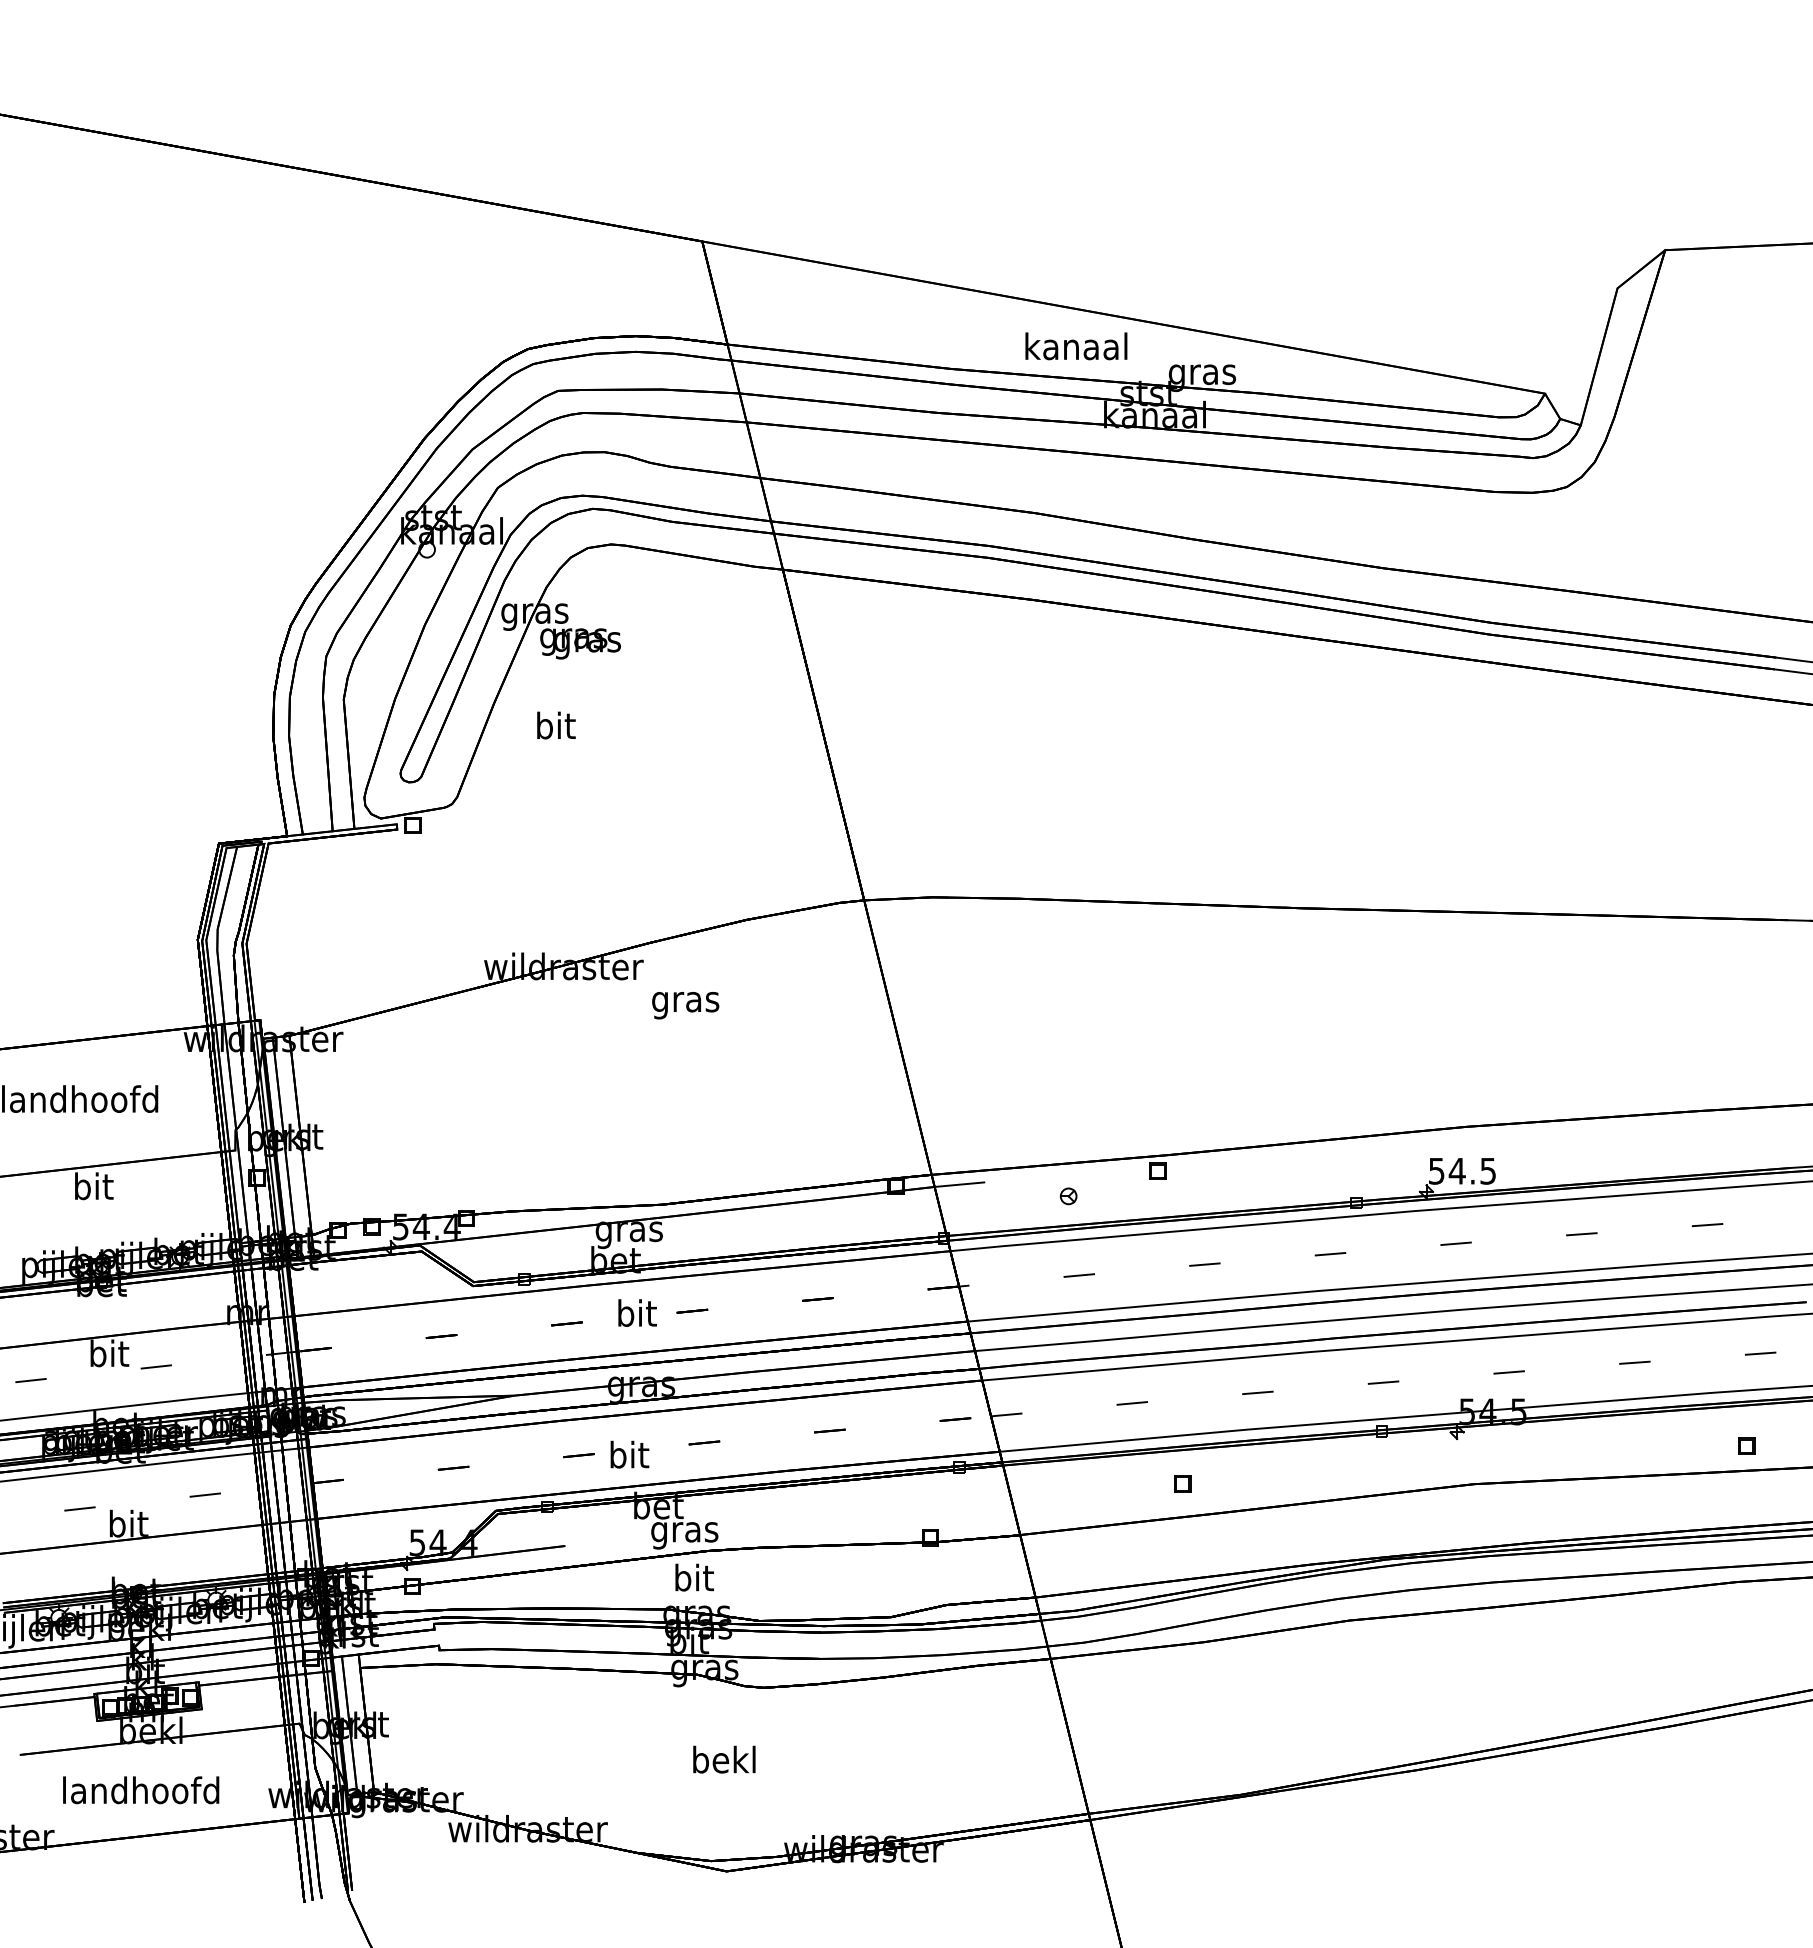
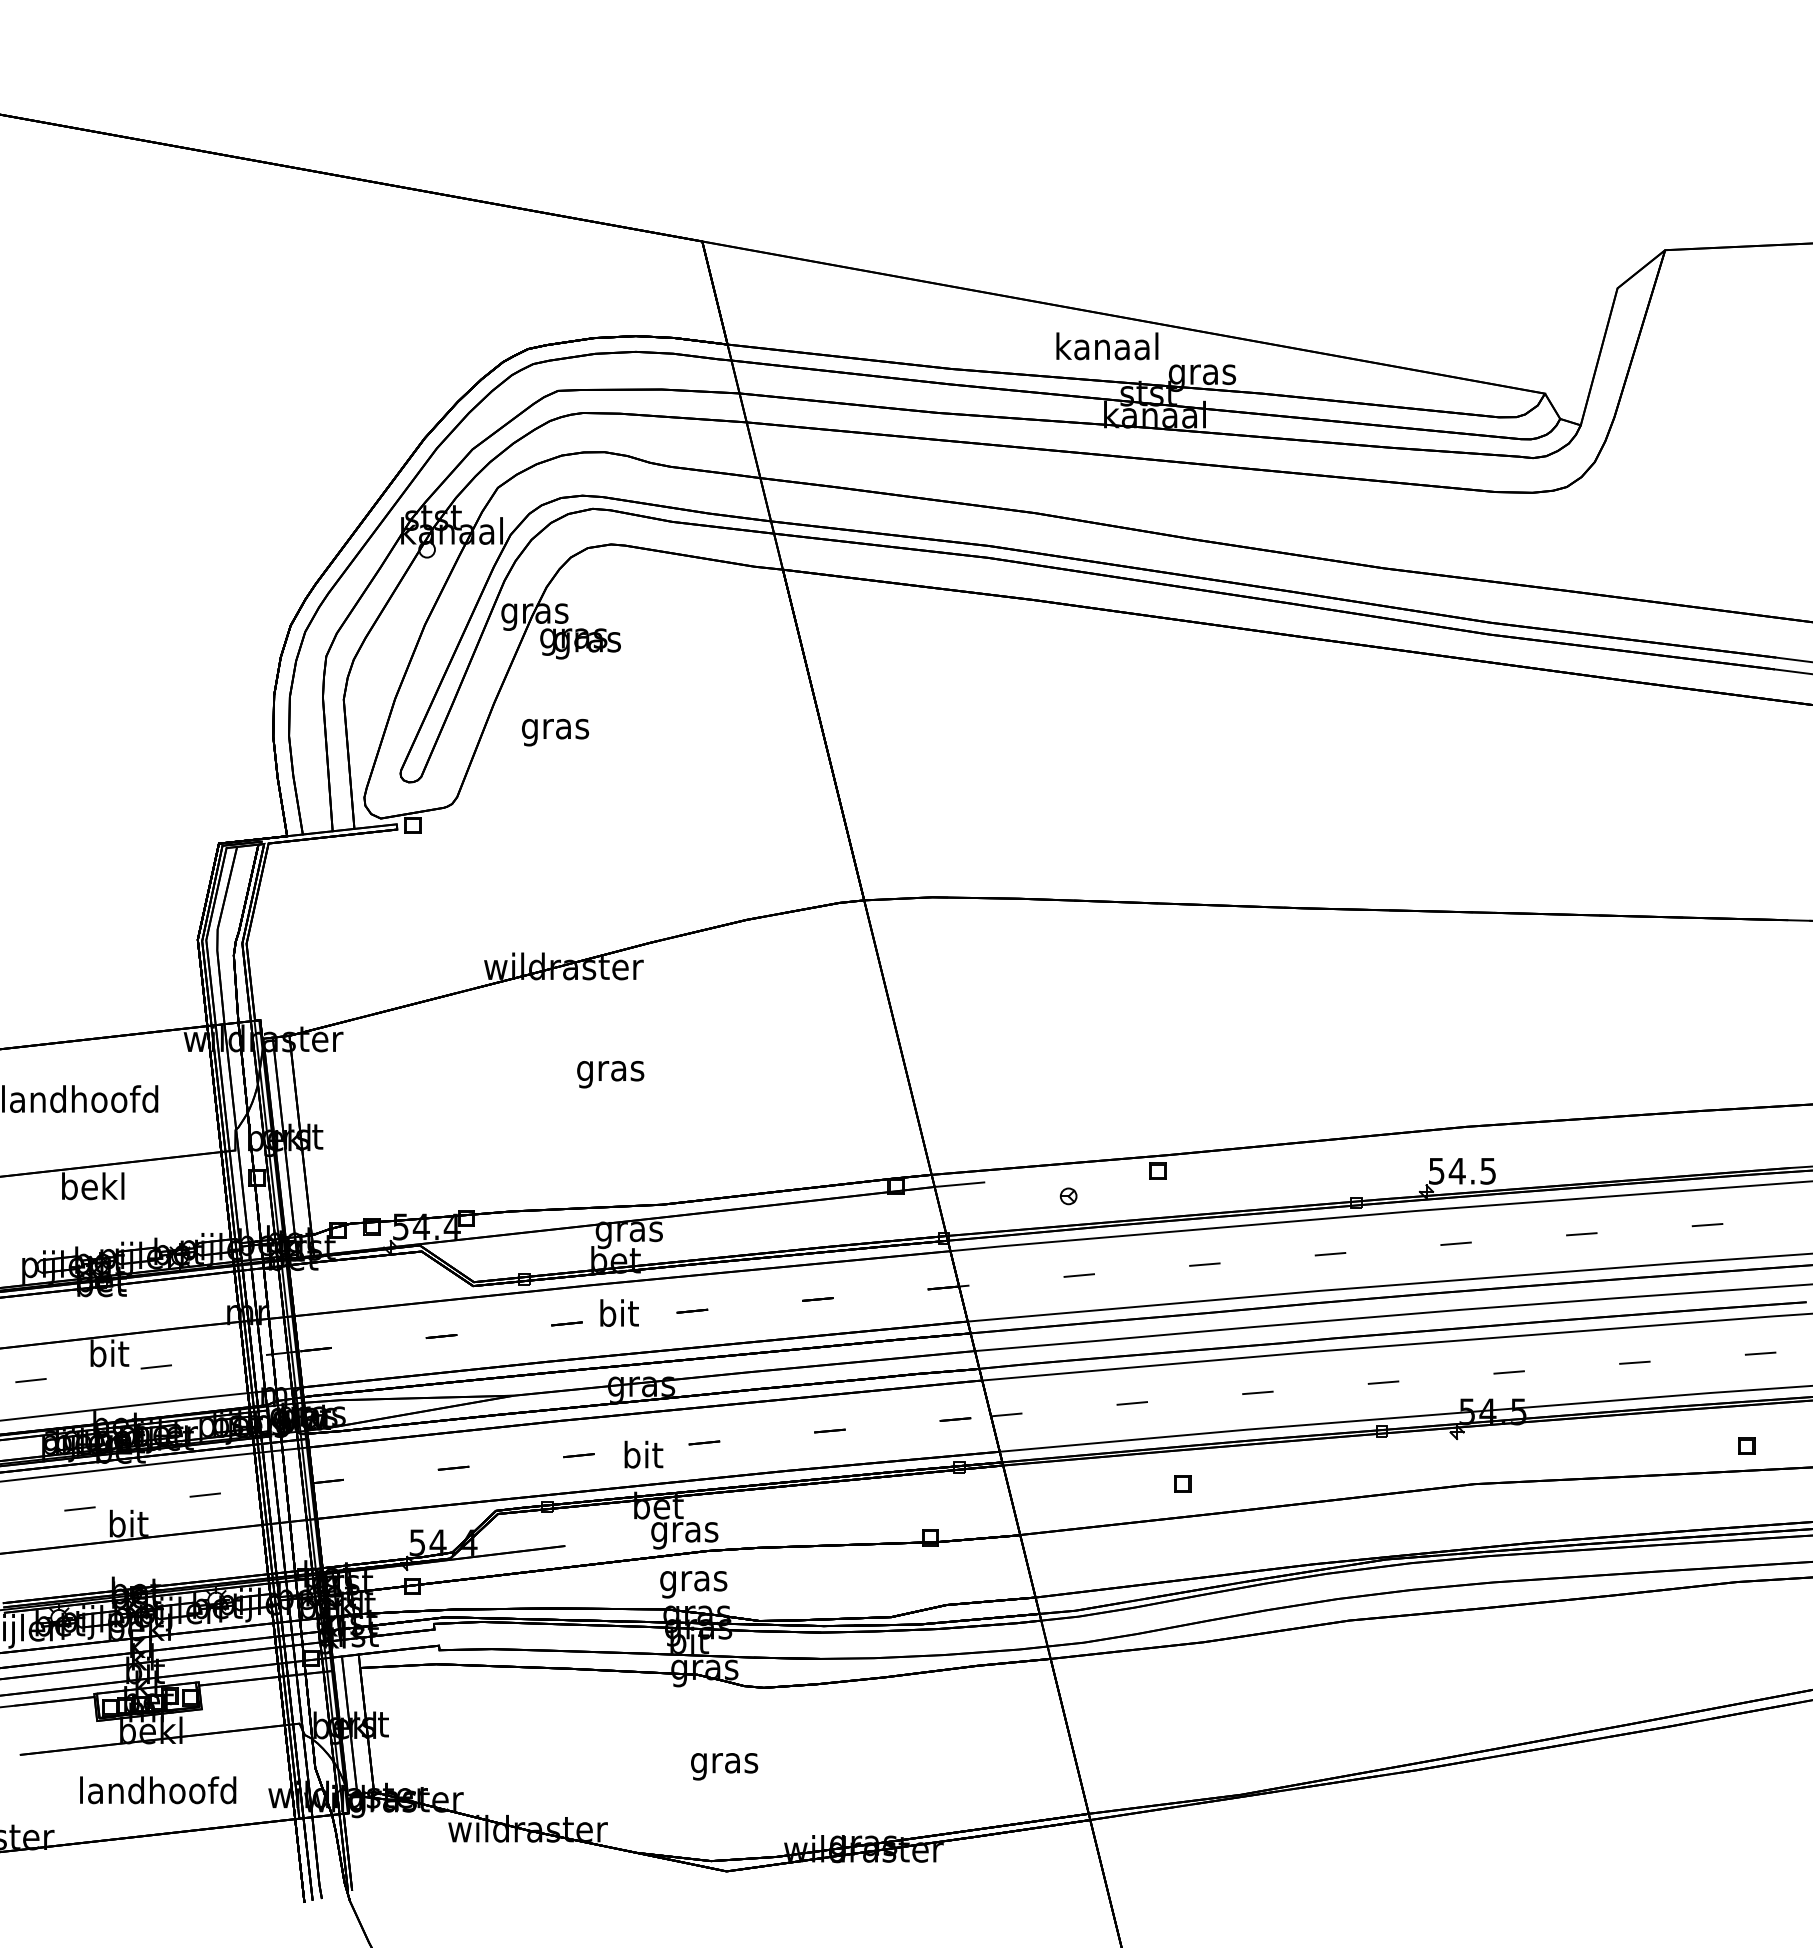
text position: (1076, 346) -> (1107, 346) (1107, 346)
text: bit -> gras (555, 728)
text position: (685, 1005) -> (610, 1074) (610, 1074)
text: bit -> bekl (93, 1186)
text position: (637, 1312) -> (619, 1312) (619, 1312)
text position: (629, 1454) -> (643, 1454) (643, 1454)
text: bit -> gras (693, 1580)
text: bekl -> gras (724, 1762)
text position: (141, 1790) -> (158, 1790) (158, 1790)
